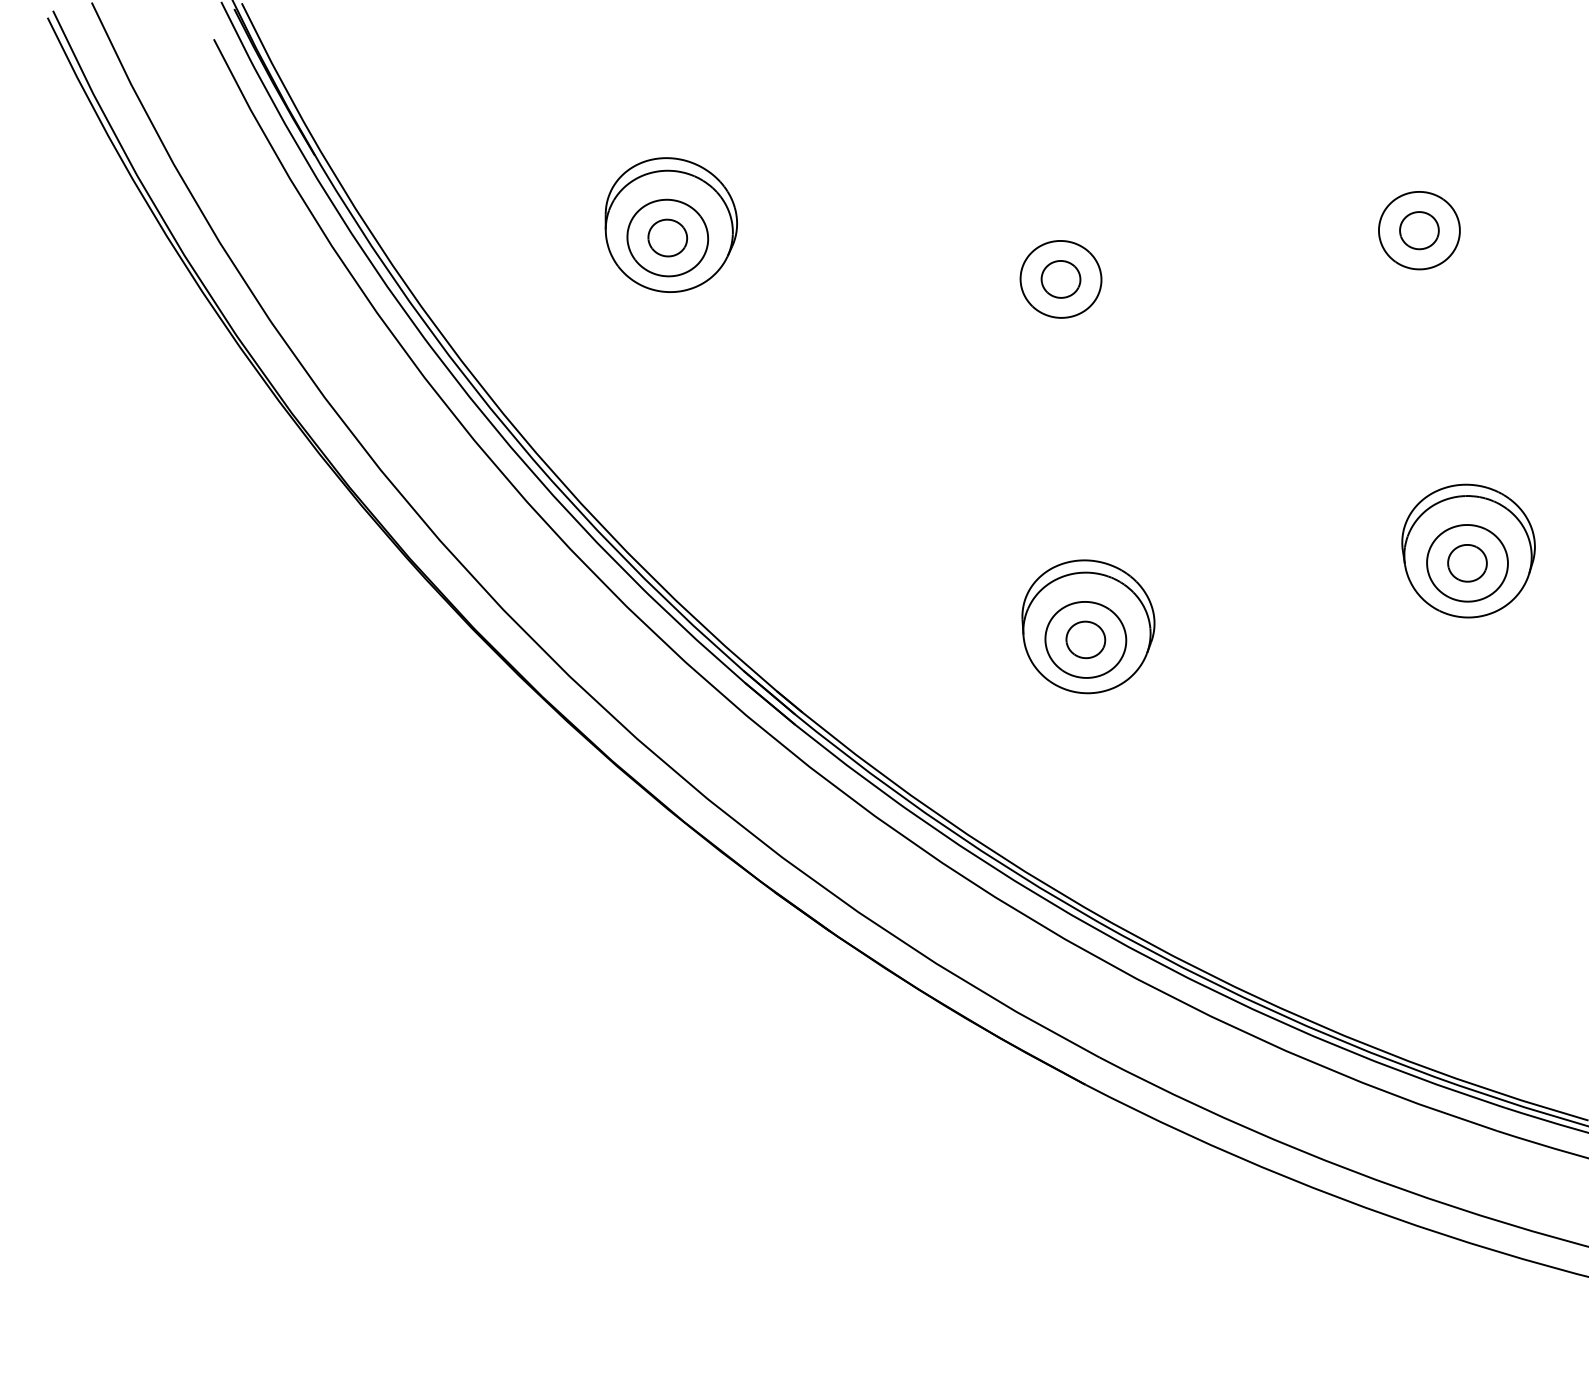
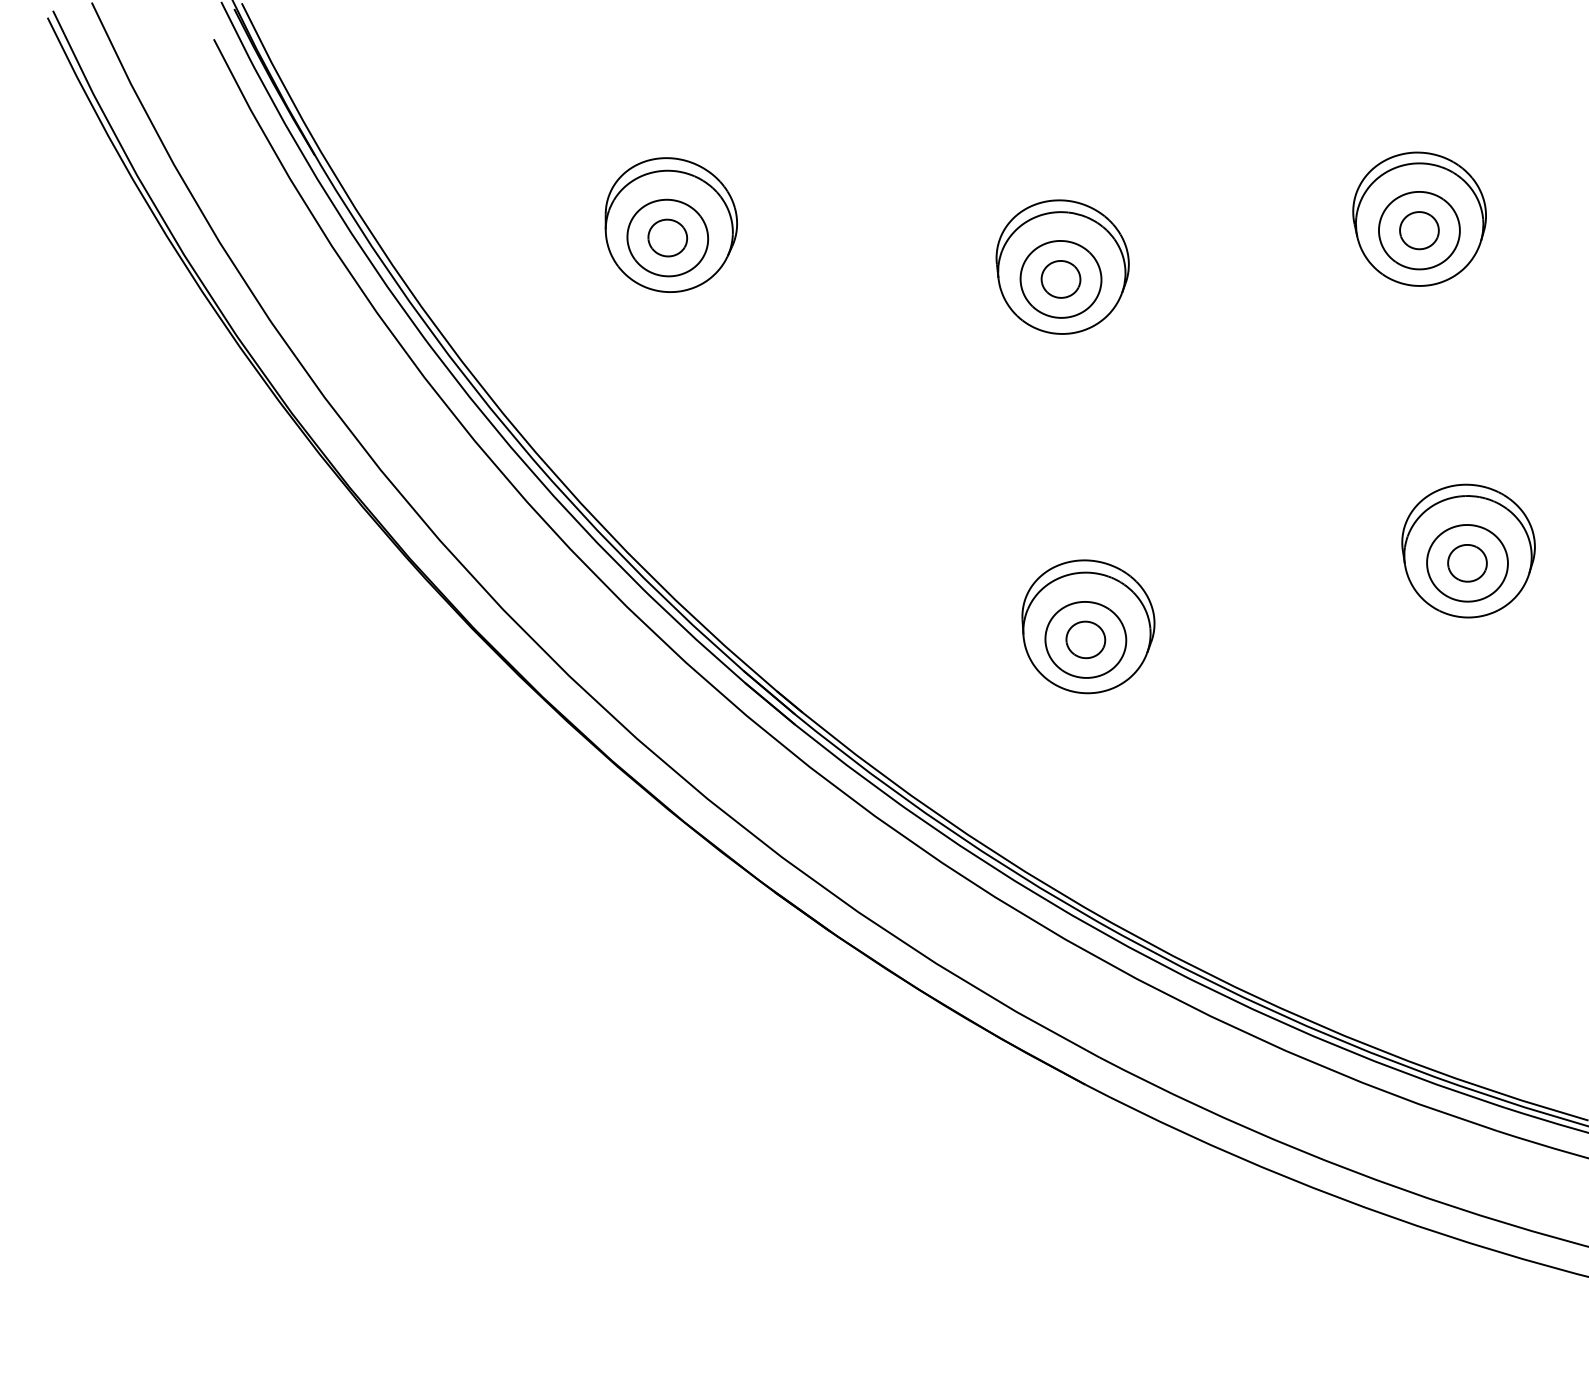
part: none -> present (1419, 218)
part: none -> present (1062, 266)
